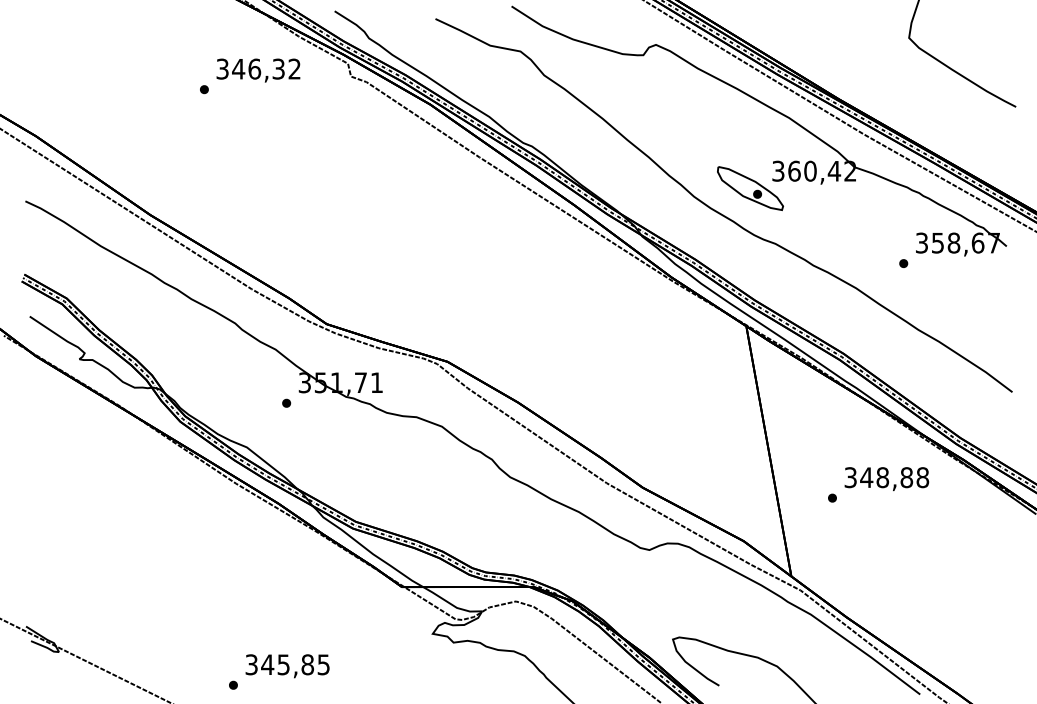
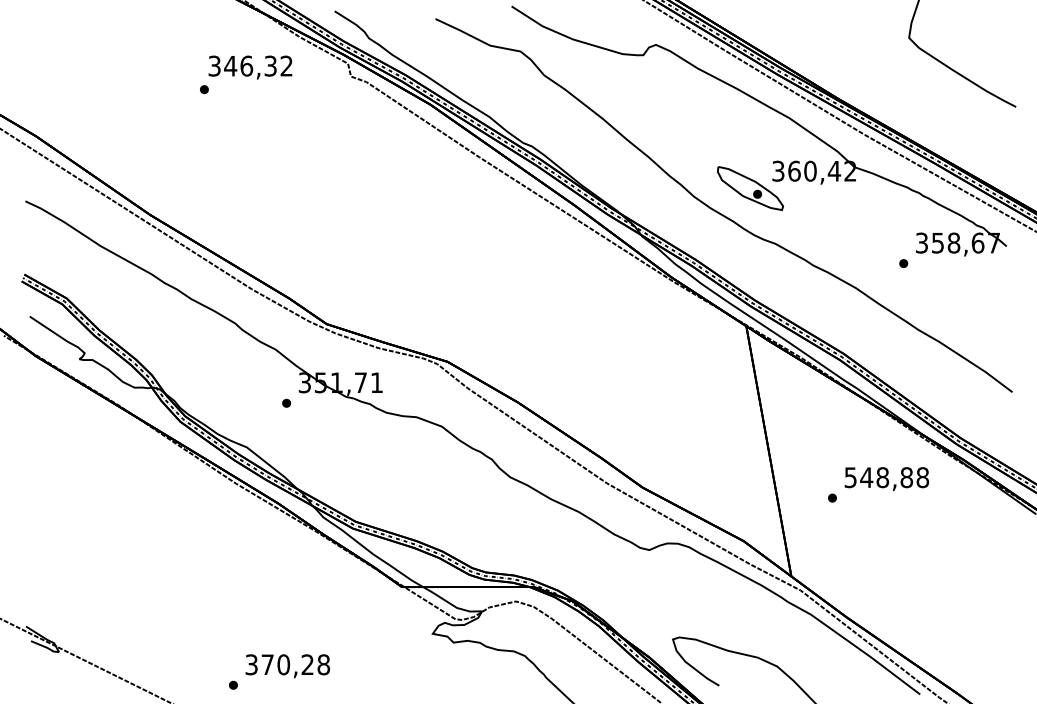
text position: (258, 70) -> (250, 67) (250, 67)
text: 348,88 -> 548,88 (850, 477)
text: 345,85 -> 370,28 (295, 664)
